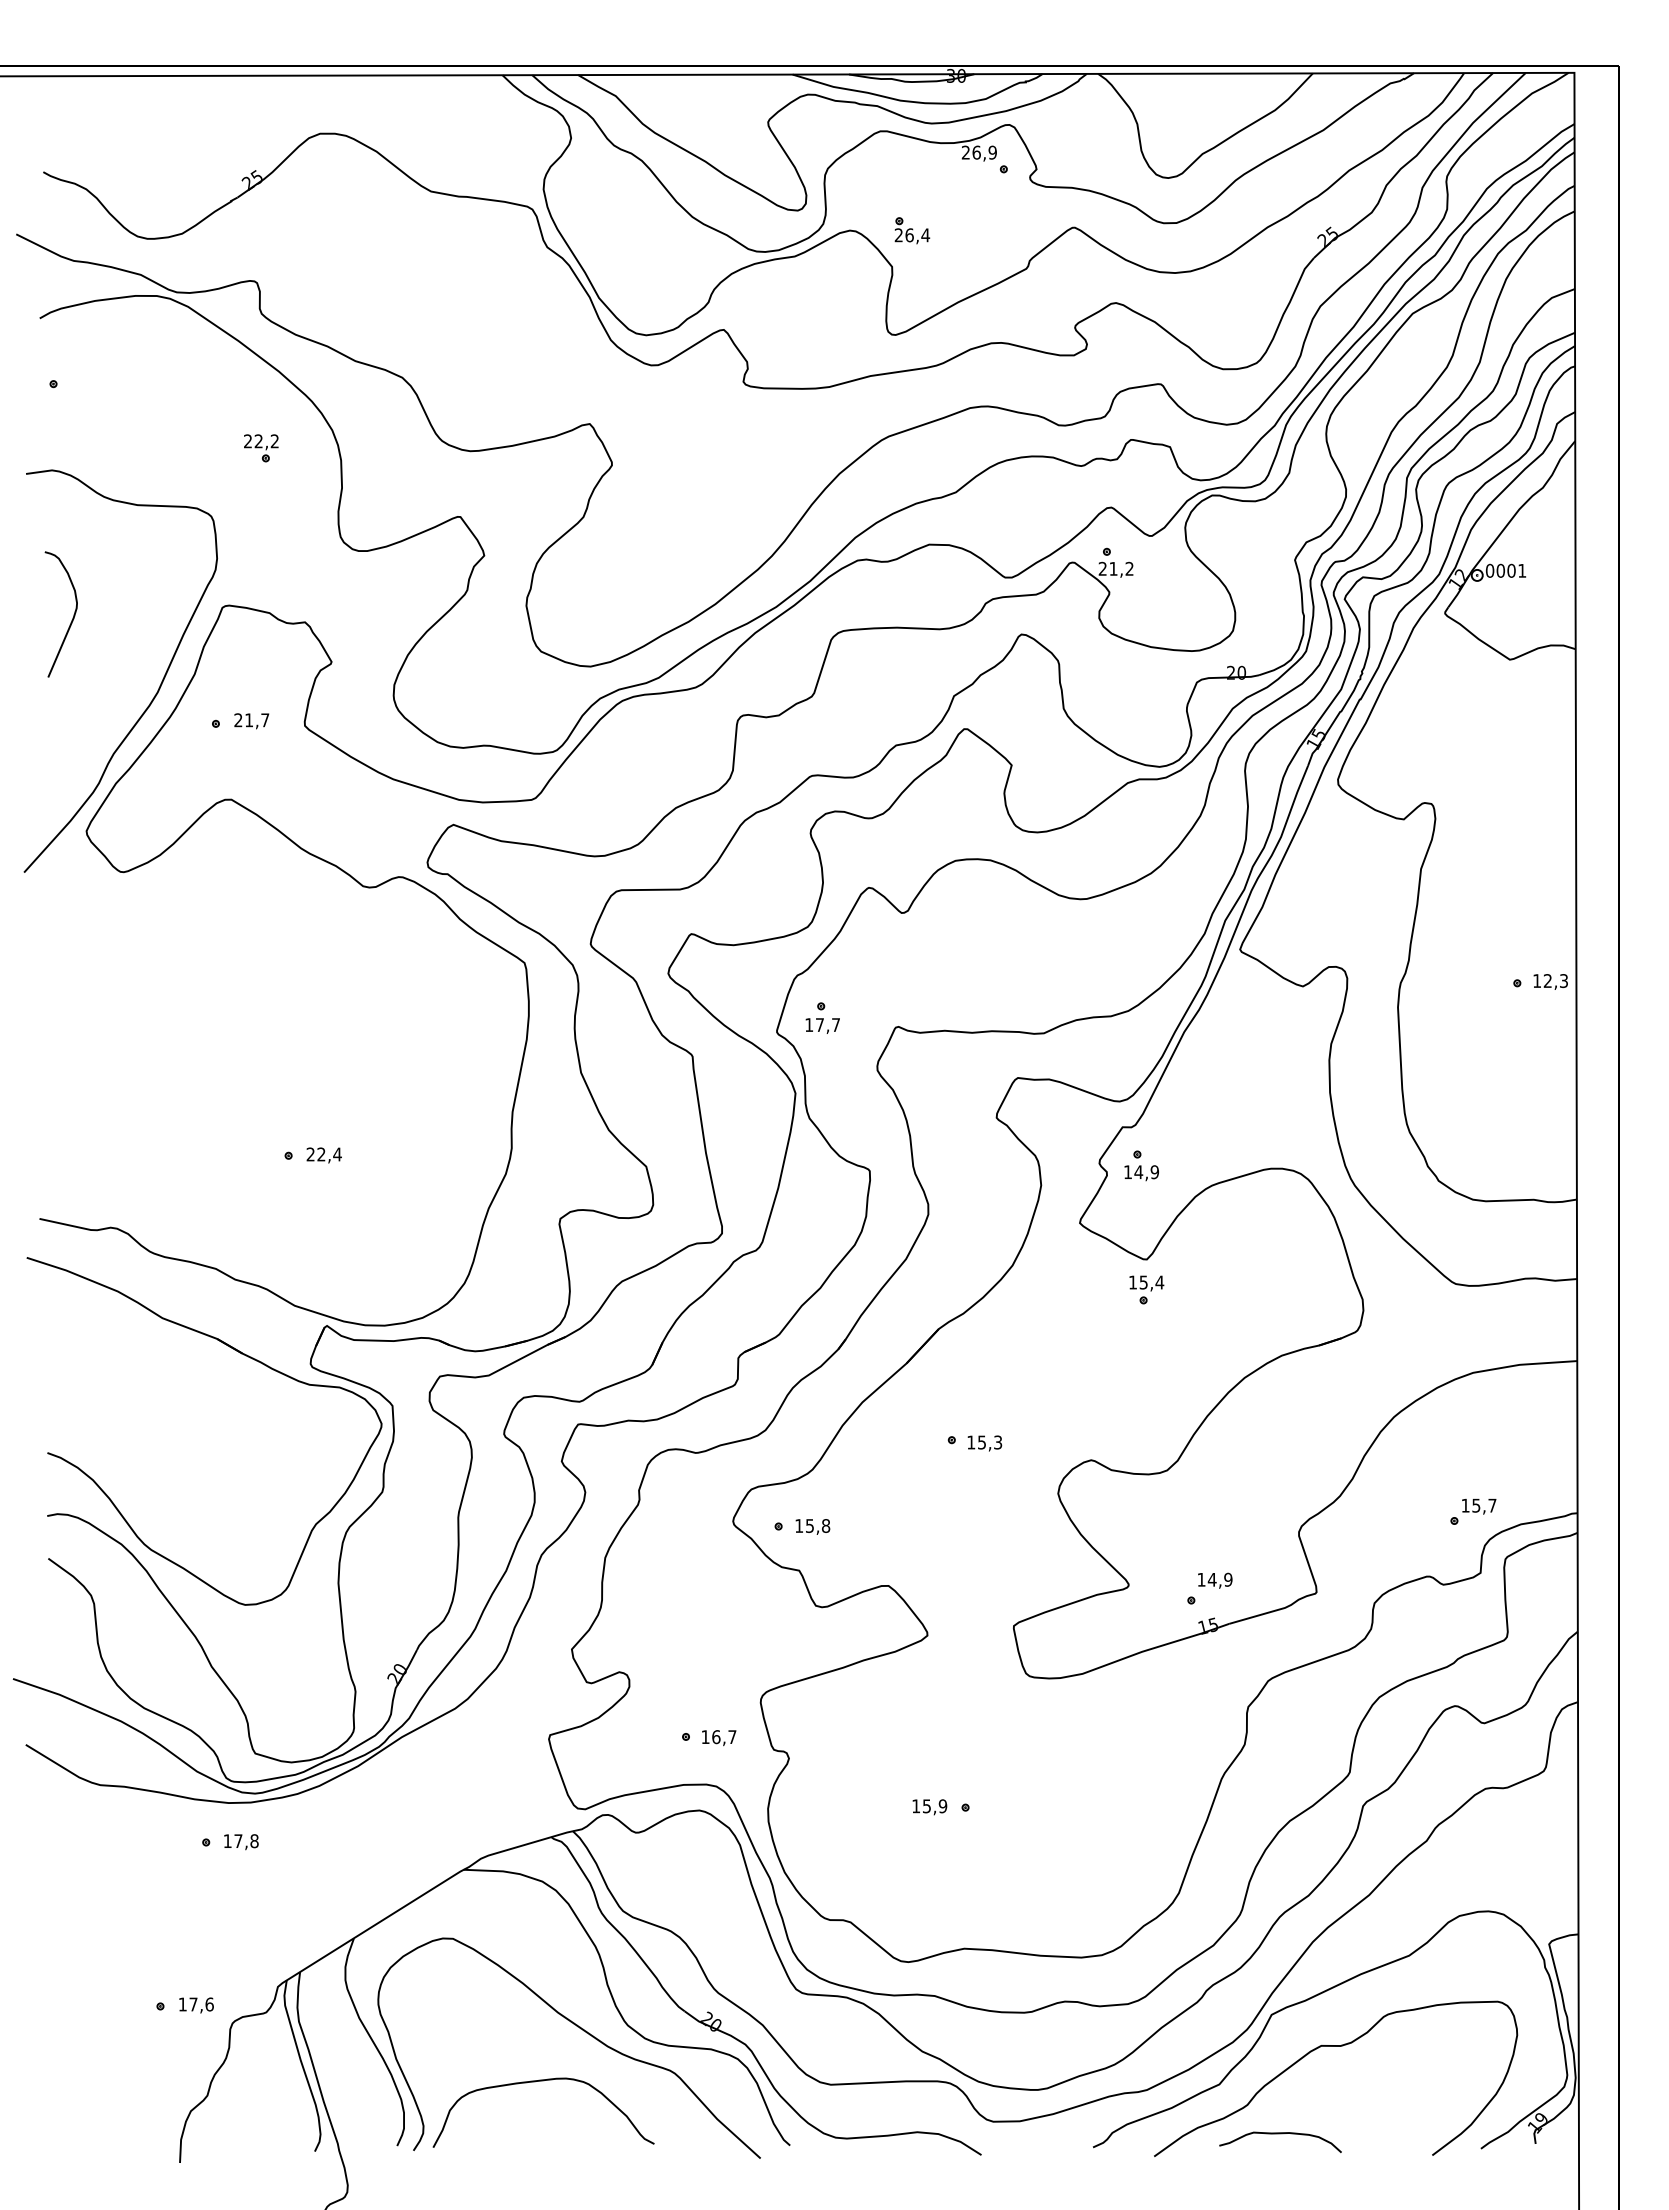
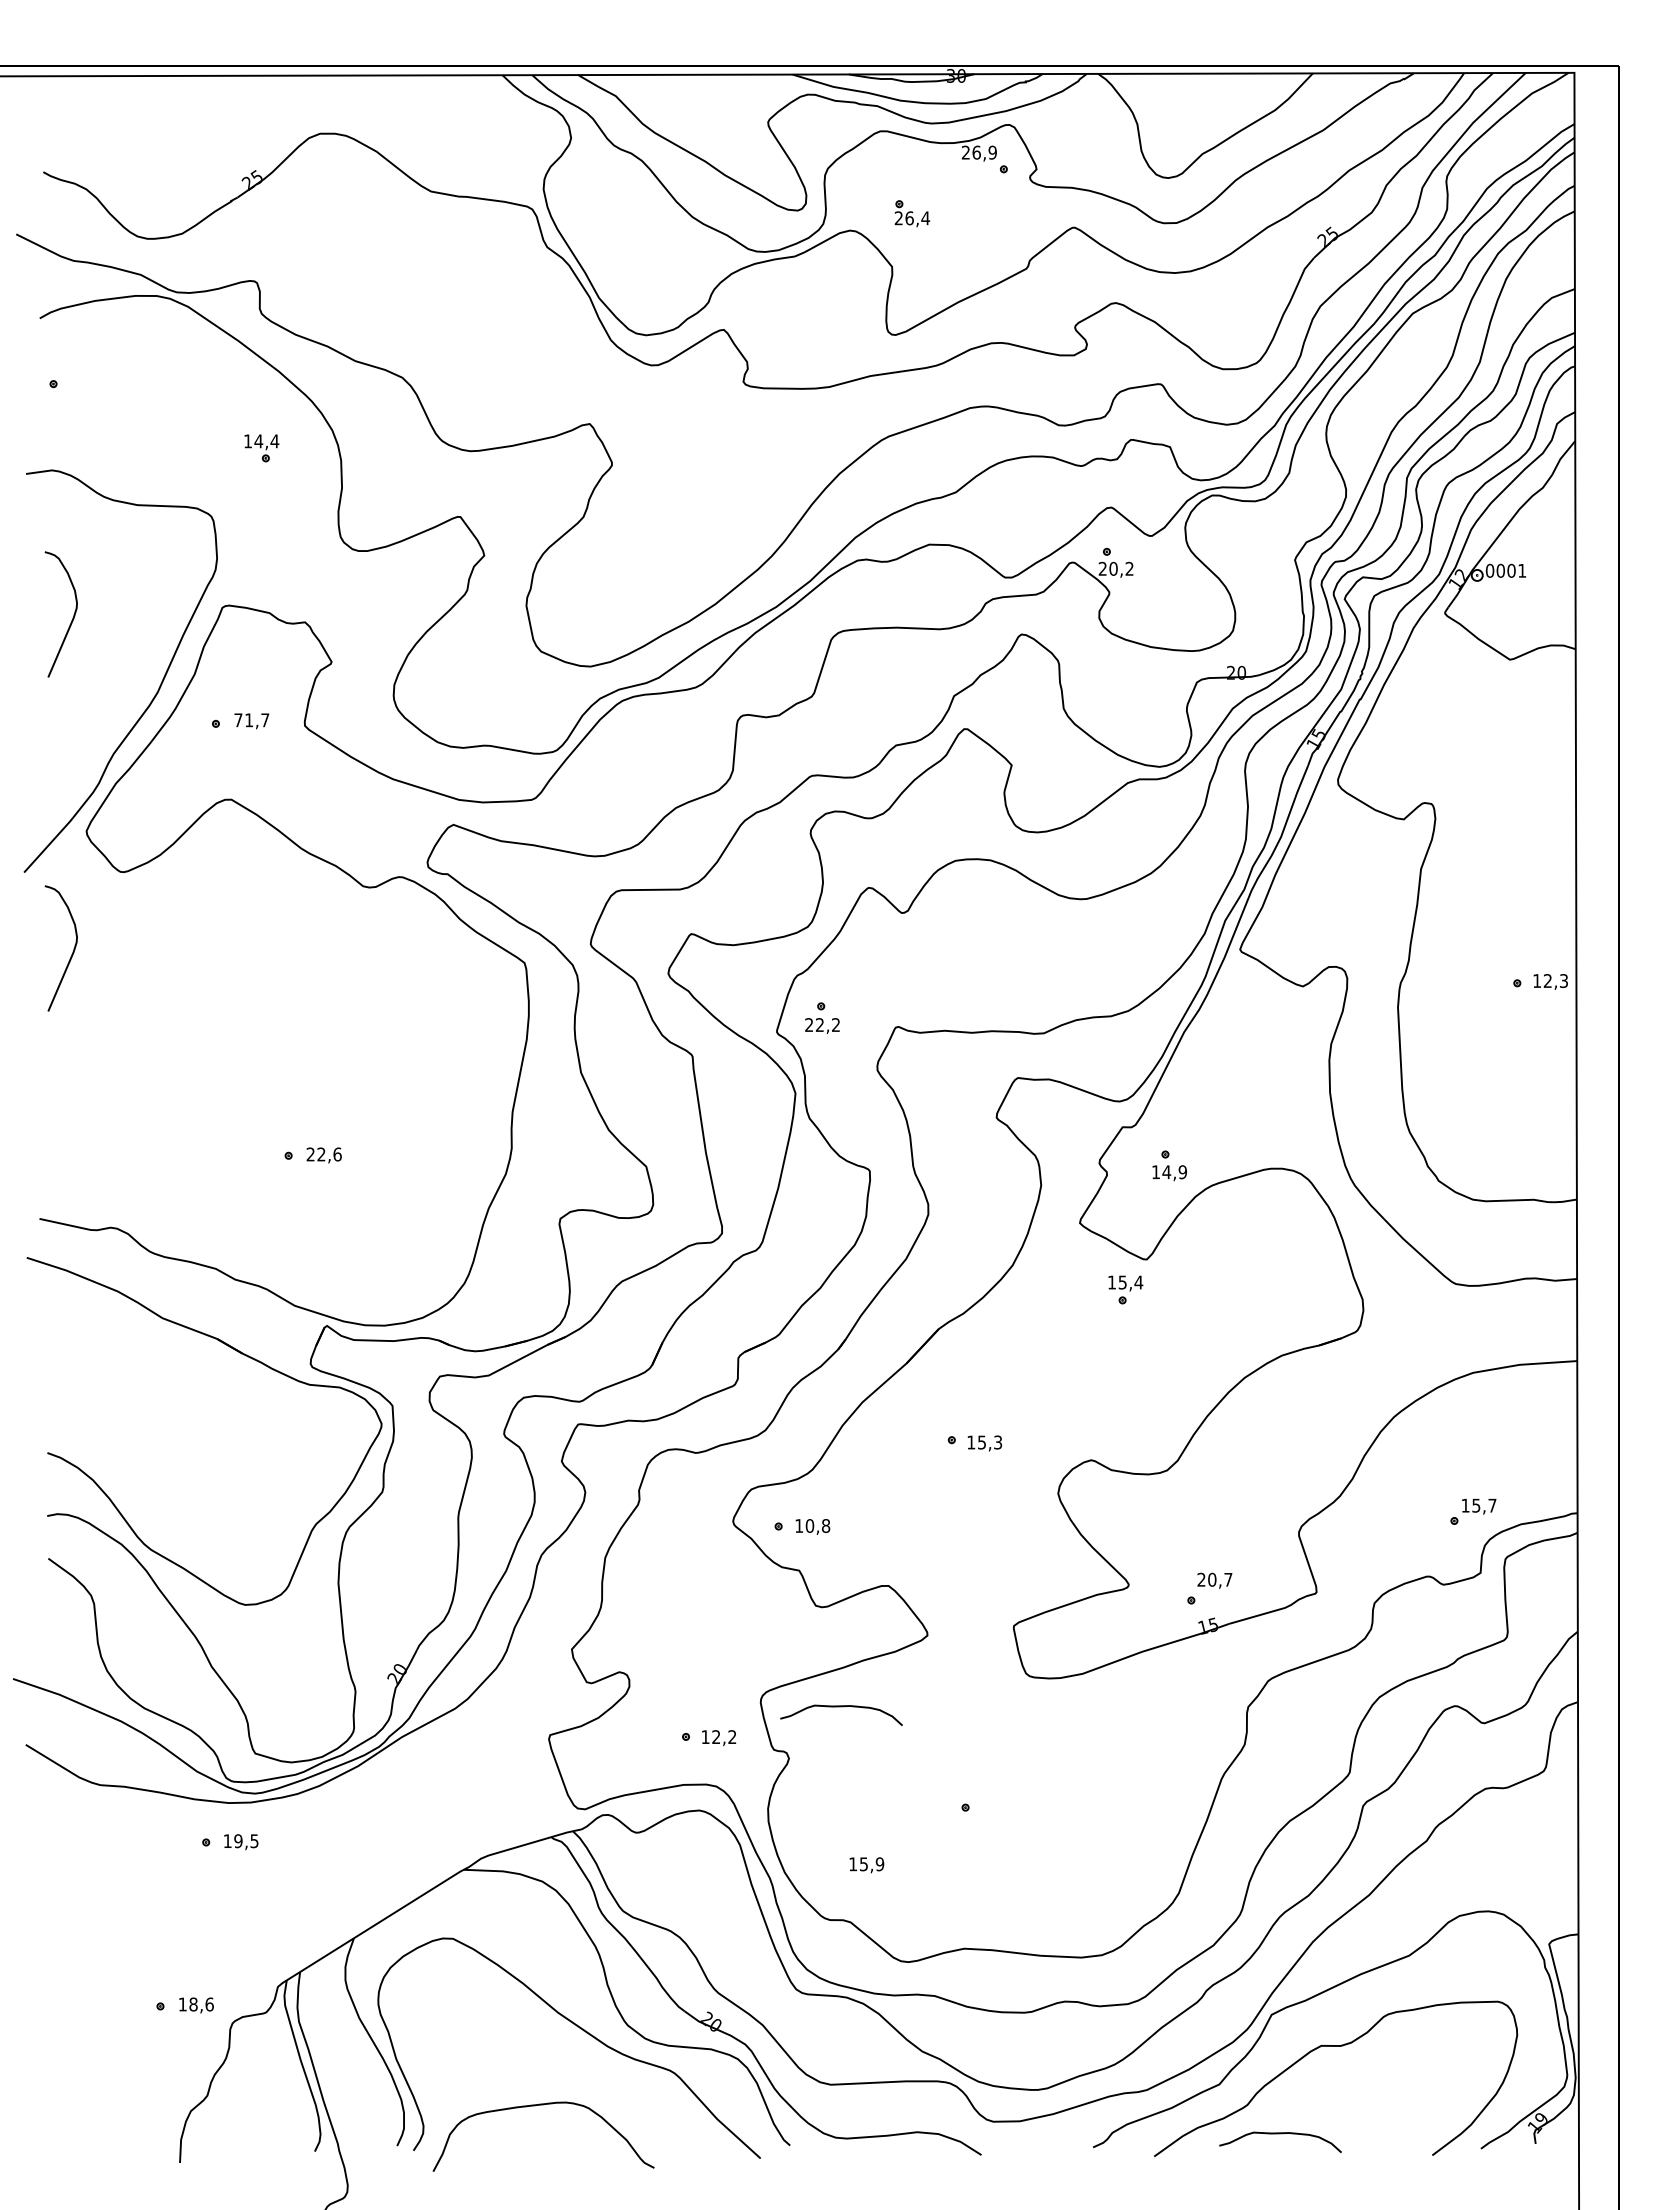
part position: (912, 230) -> (912, 213) (912, 213)
text: 22,2 -> 14,4 (261, 441)
text: 21,2 -> 20,2 (1113, 568)
text: 21,7 -> 71,7 (238, 720)
curve: none -> present (72, 951)
text: 17,7 -> 22,2 (822, 1024)
text: 22,4 -> 22,6 (337, 1154)
part position: (1141, 1165) -> (1169, 1165) (1169, 1165)
part position: (1146, 1289) -> (1125, 1289) (1125, 1289)
text: 15,8 -> 10,8 (809, 1525)
text: 14,9 -> 20,7 (1214, 1579)
curve: none -> present (841, 1707)
text: 16,7 -> 12,2 (724, 1737)
text position: (929, 1807) -> (866, 1865) (866, 1865)
text: 17,8 -> 19,5 (246, 1841)
text: 17,6 -> 18,6 (193, 2004)
curve position: (543, 2081) -> (543, 2105) (543, 2105)
